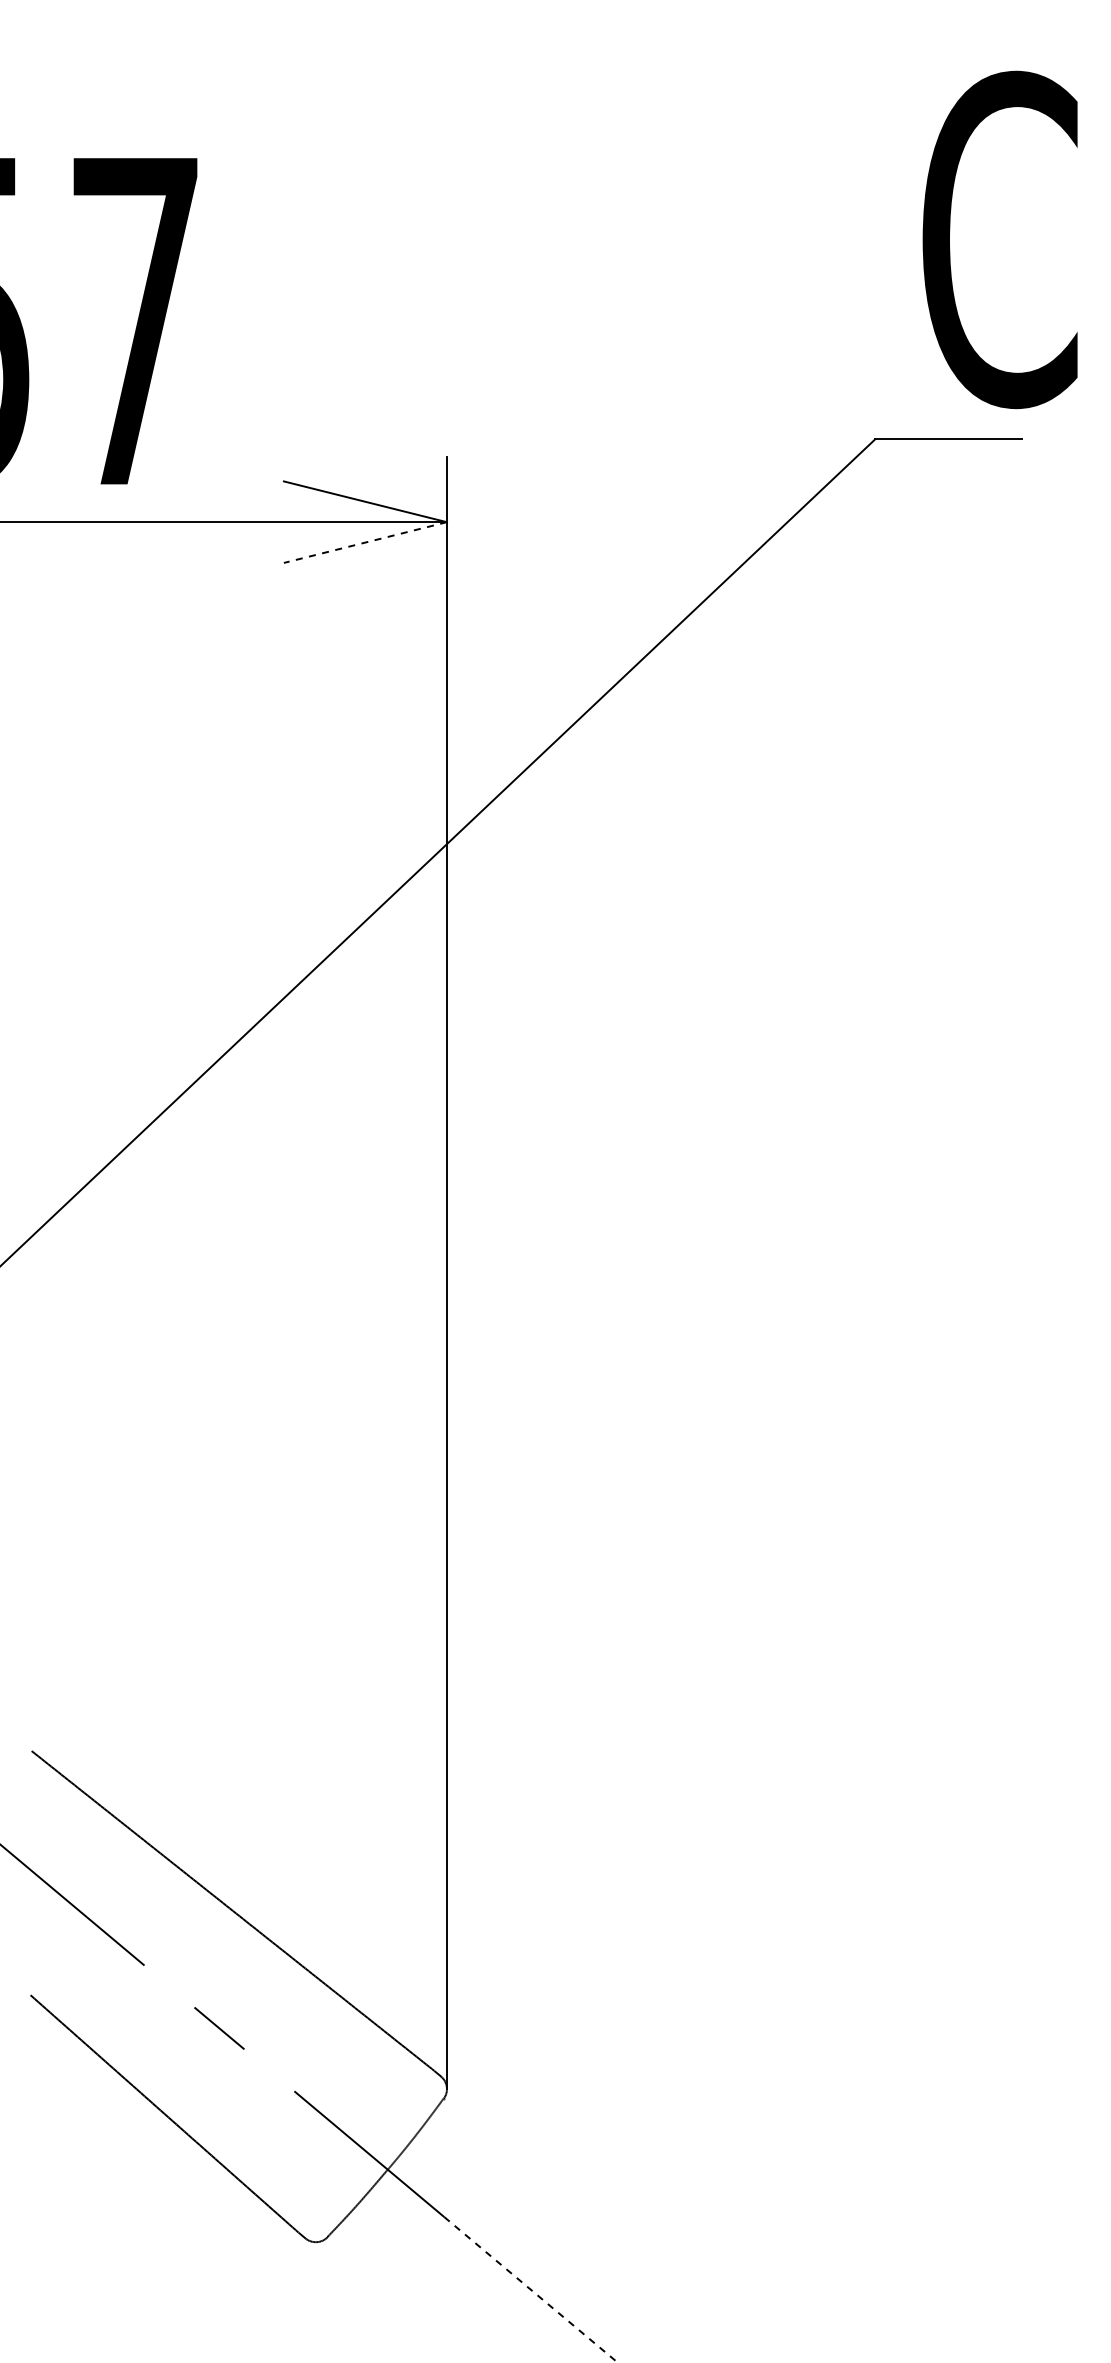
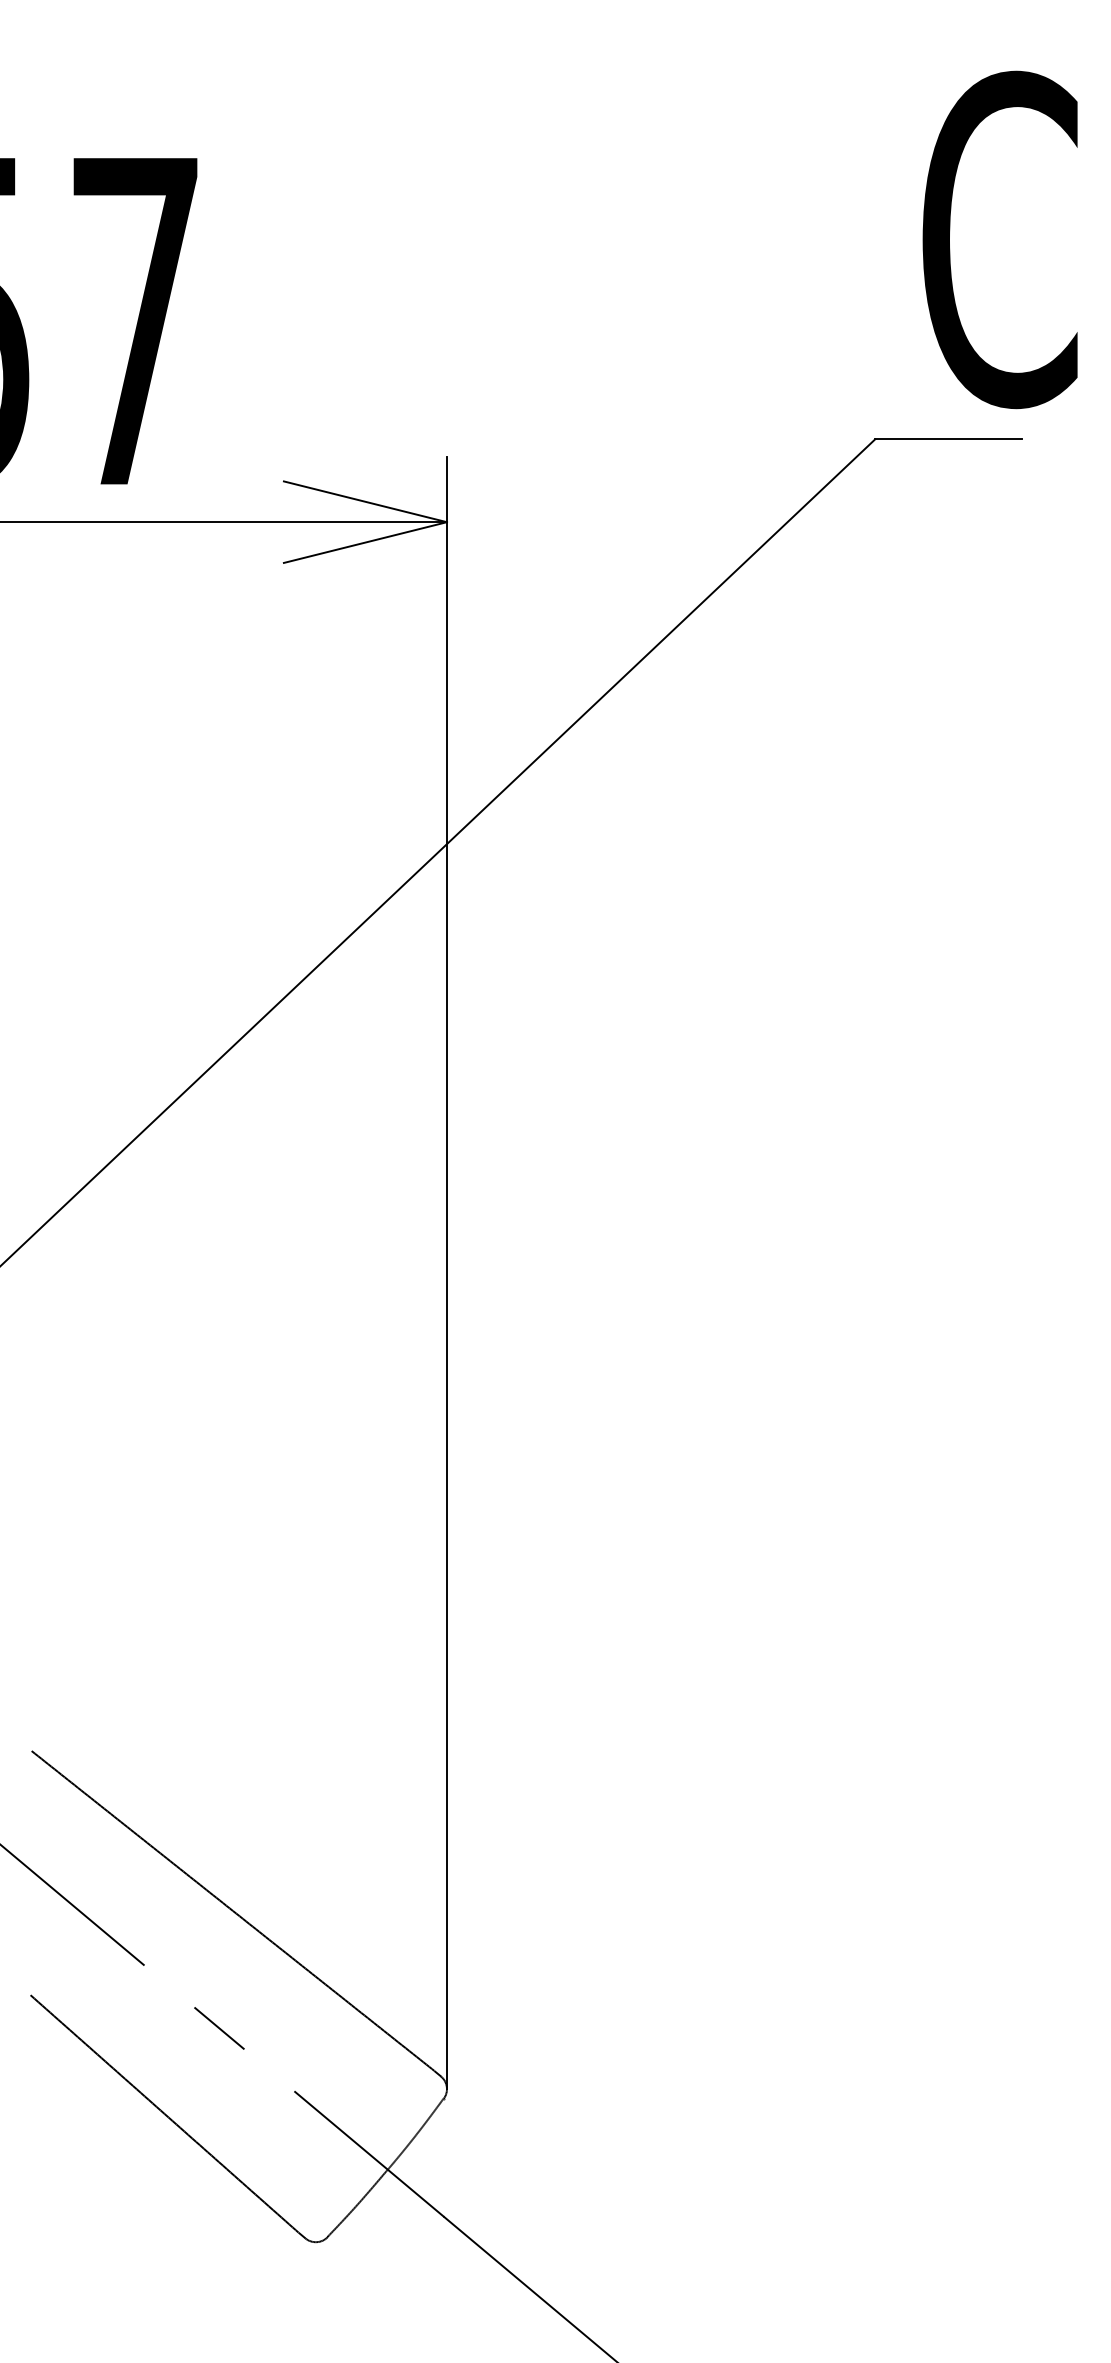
line: dashed -> solid (364, 542)
line: dashed -> solid (531, 2290)
